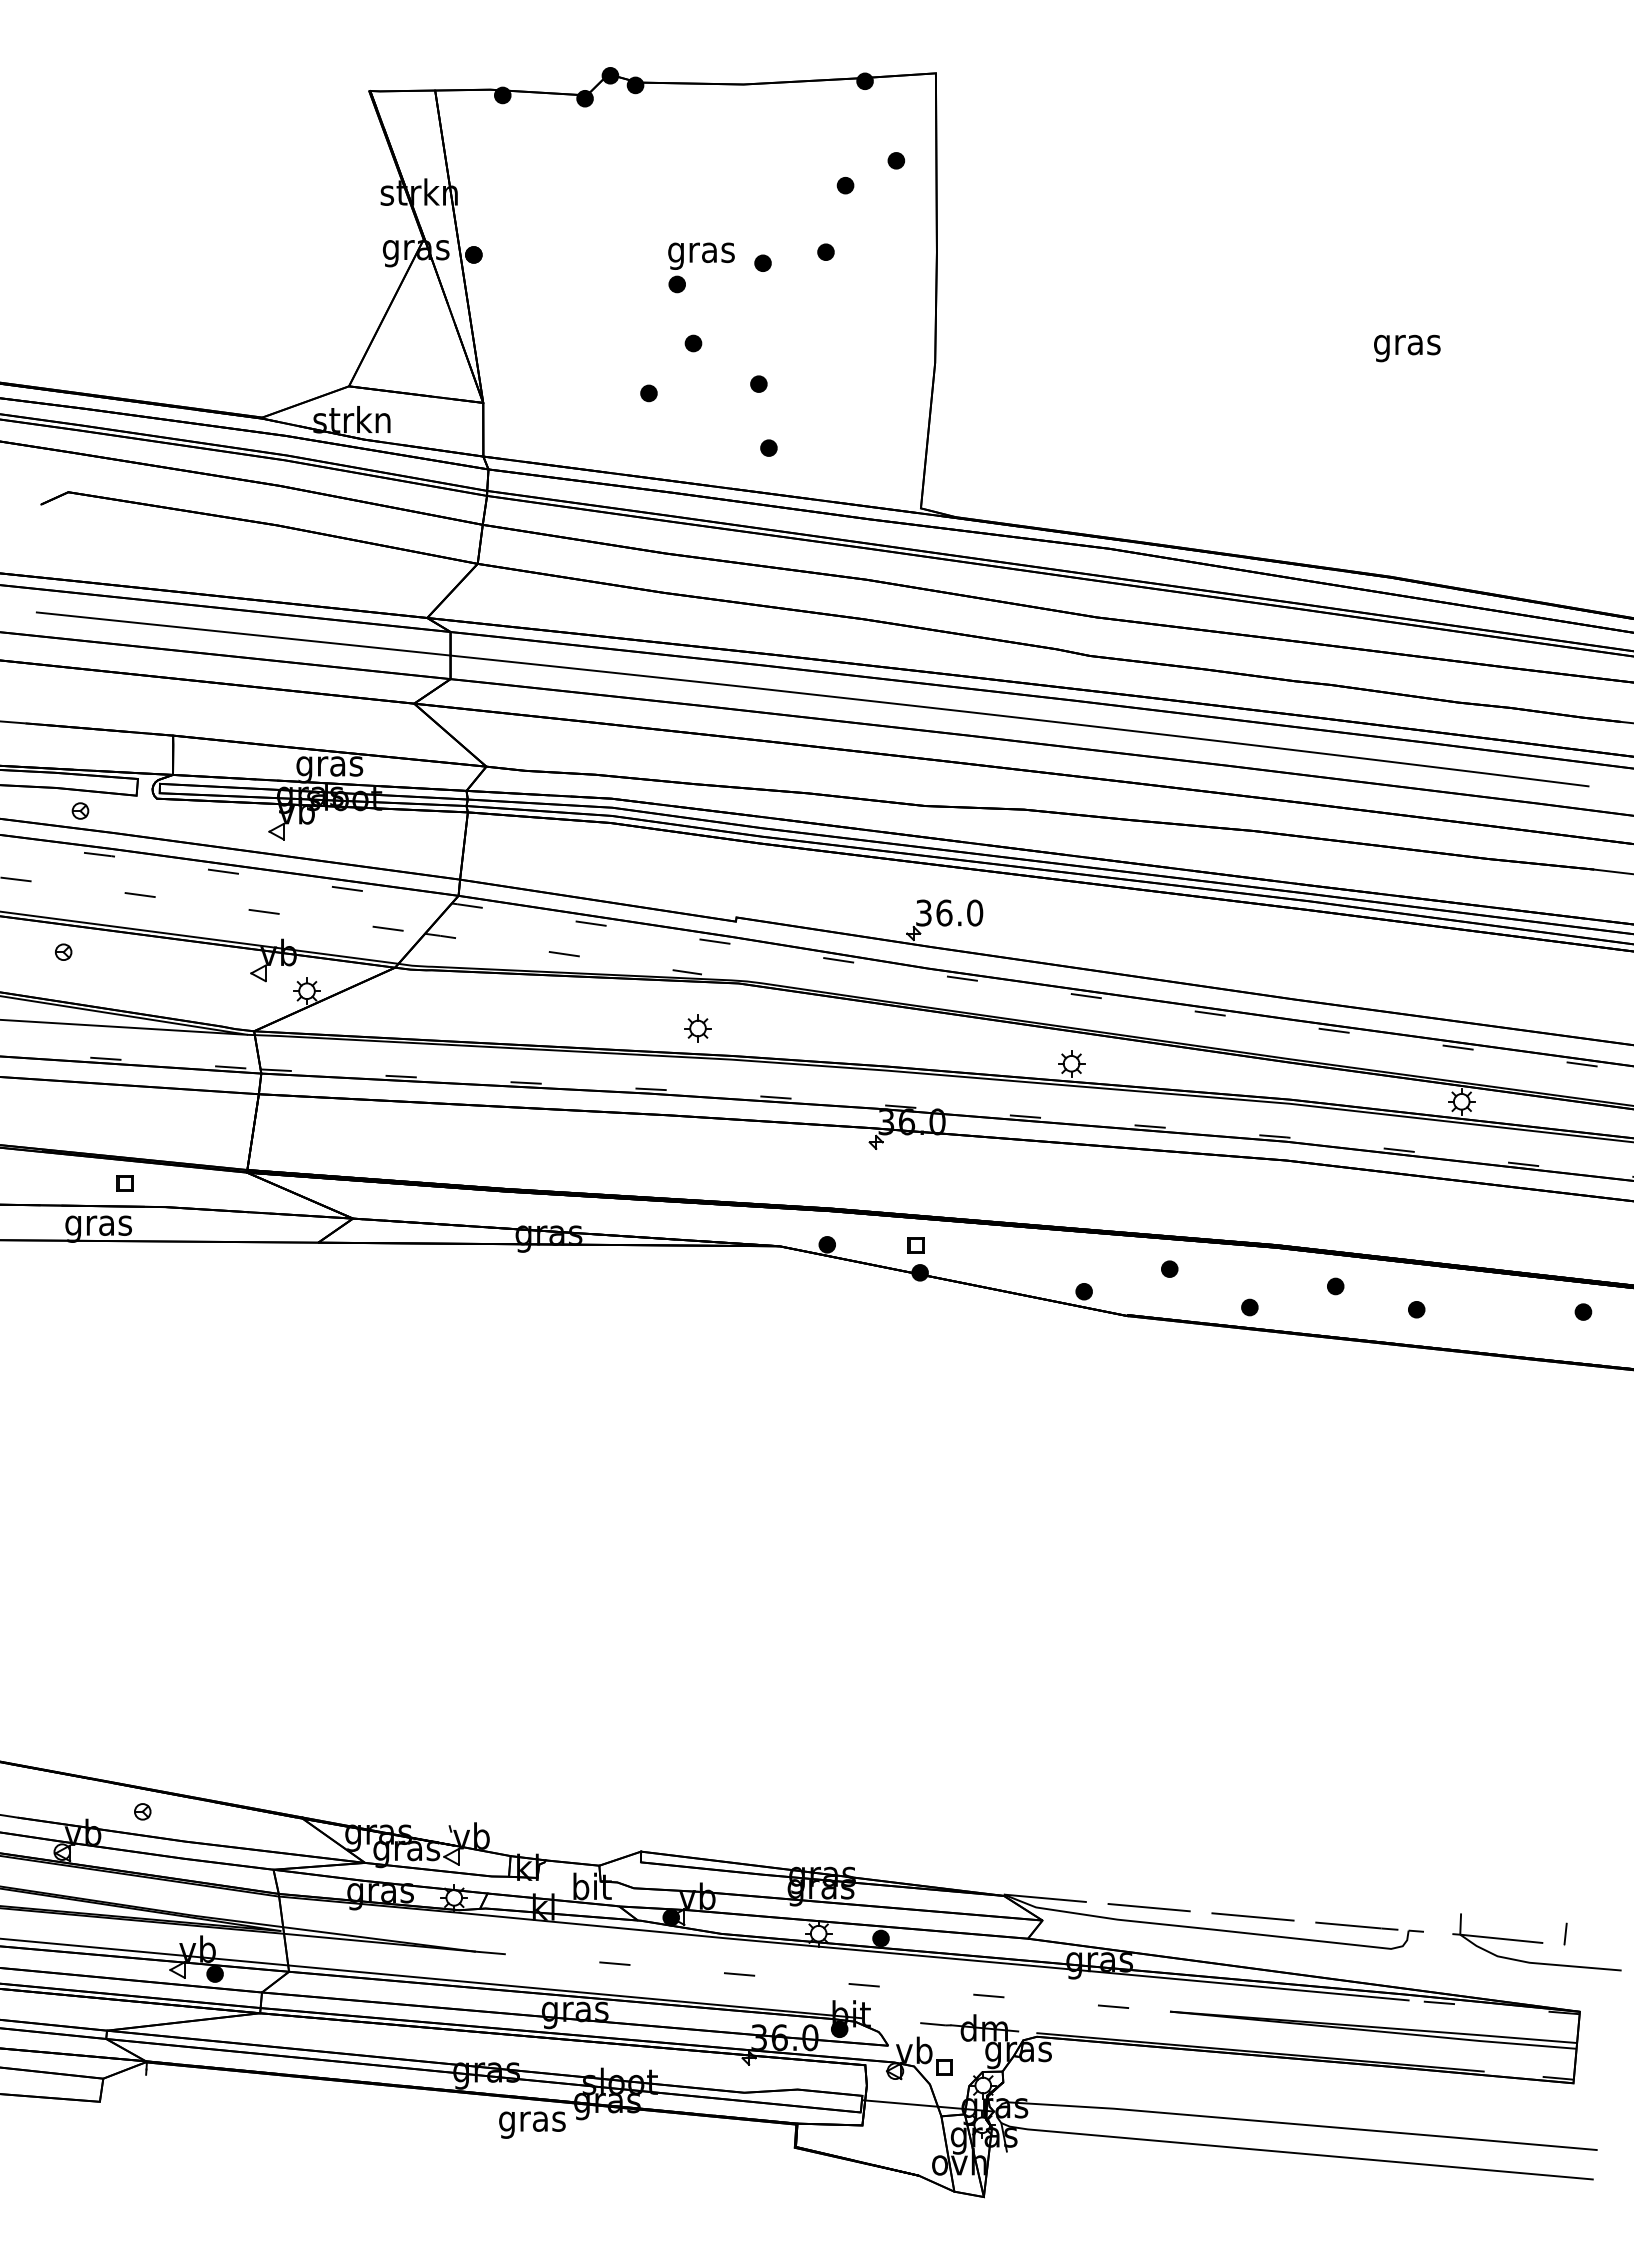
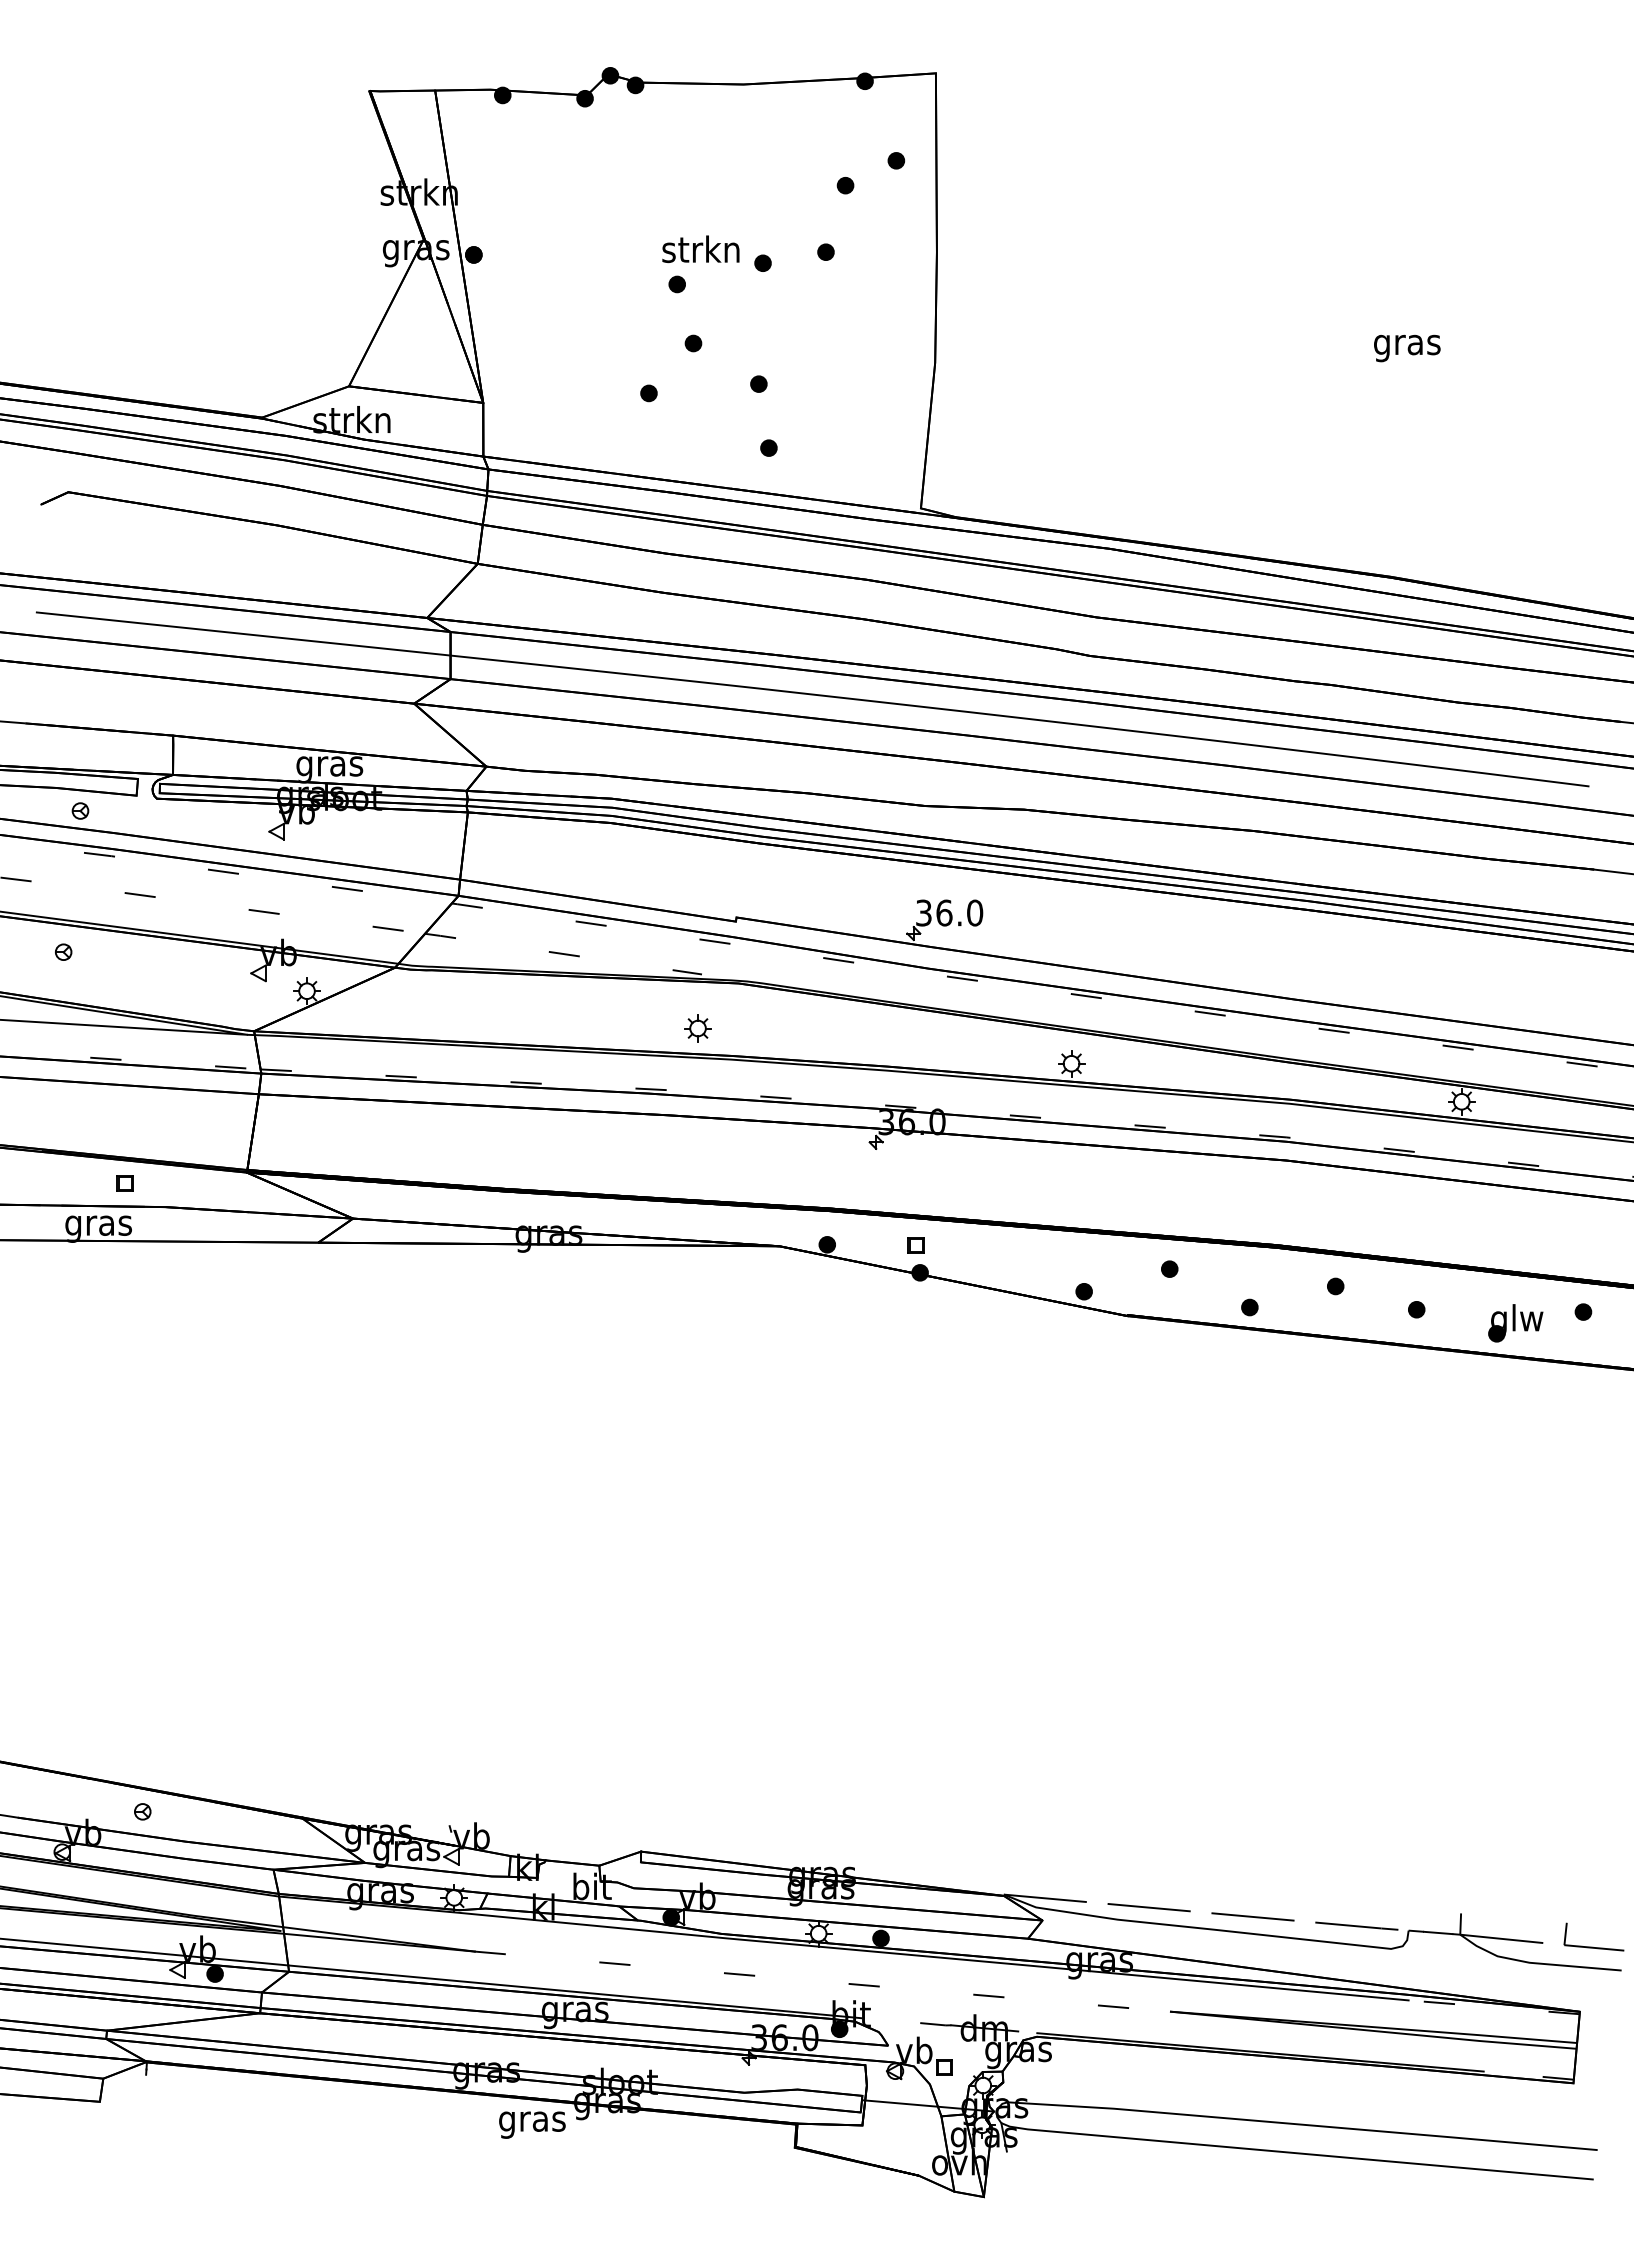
text: gras -> strkn (700, 252)
part: none -> present (1515, 1323)
line: none -> present (1437, 1932)
line: none -> present (1594, 1947)
